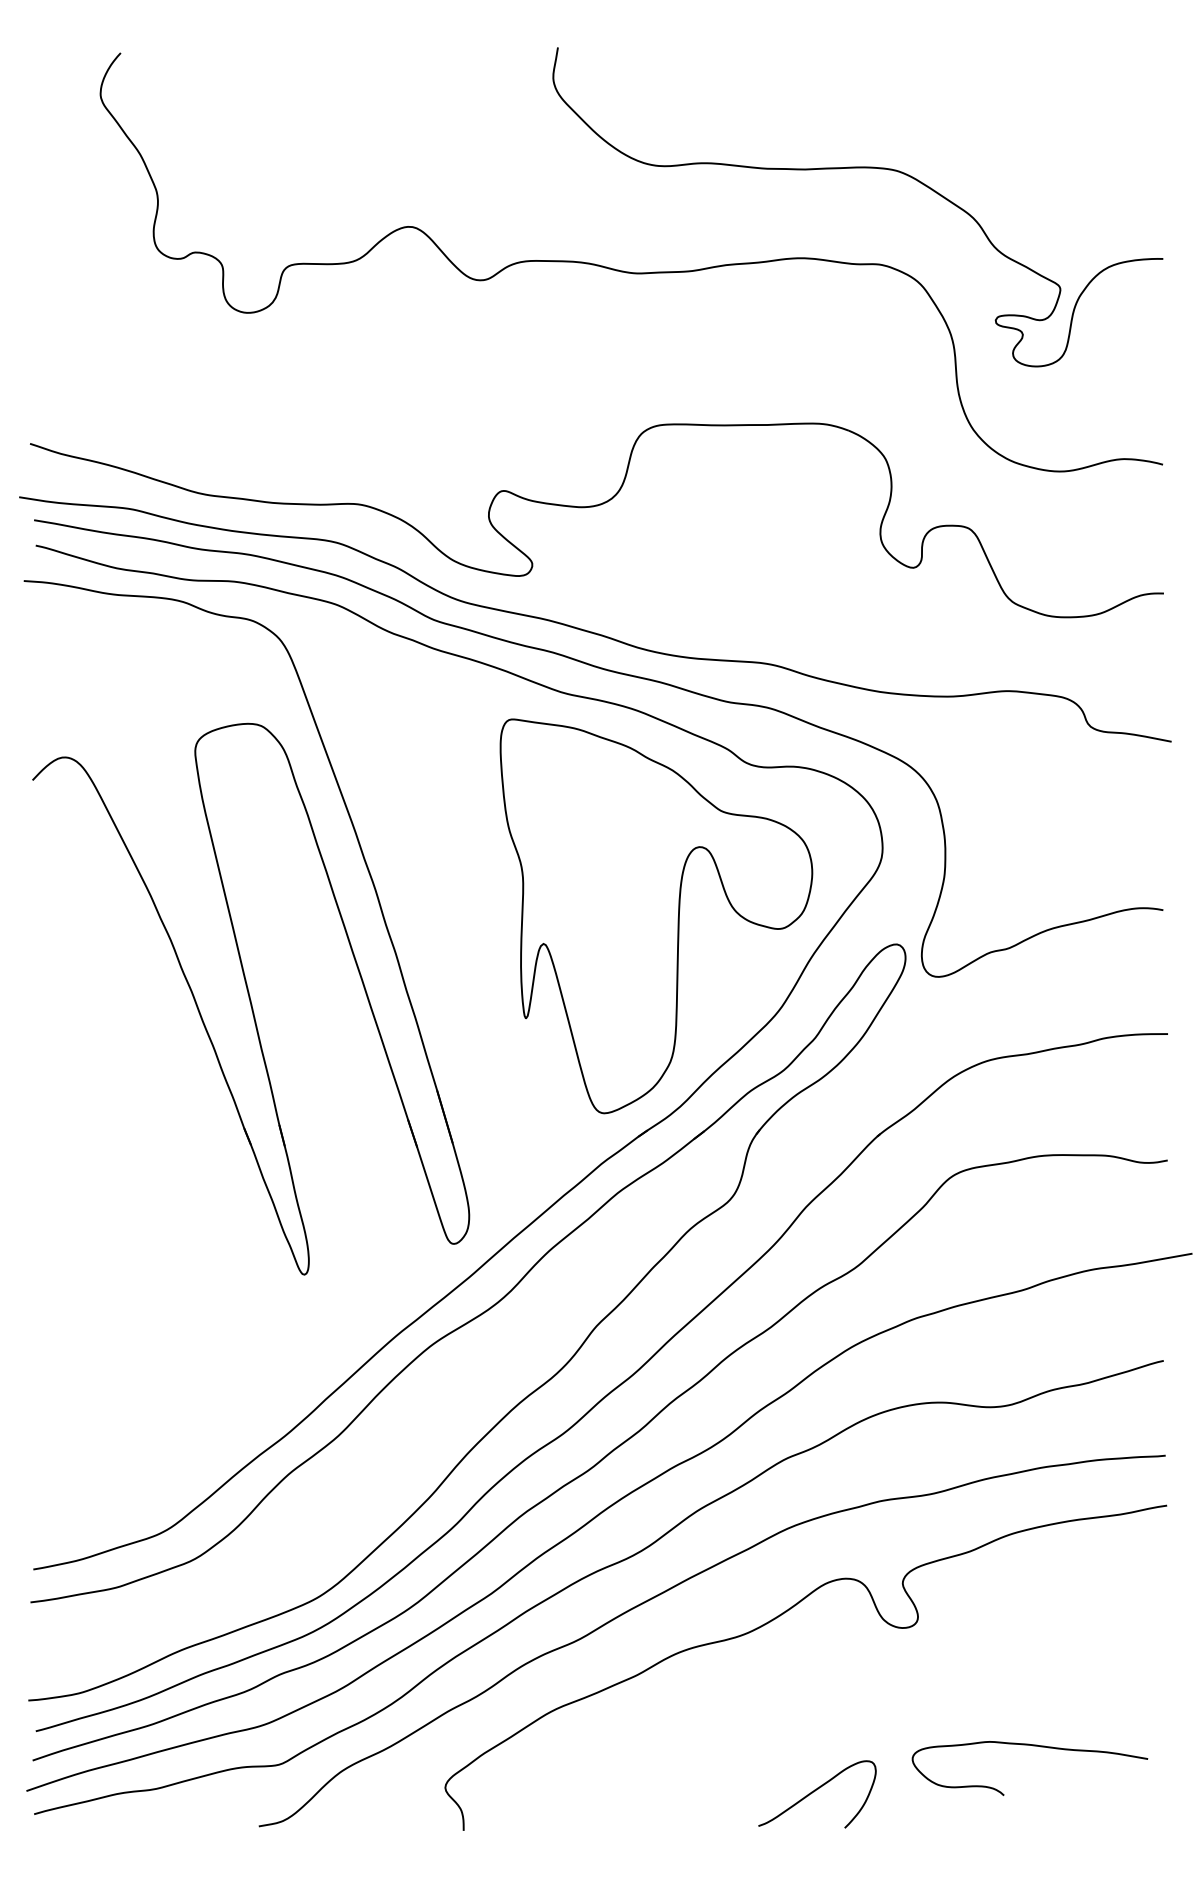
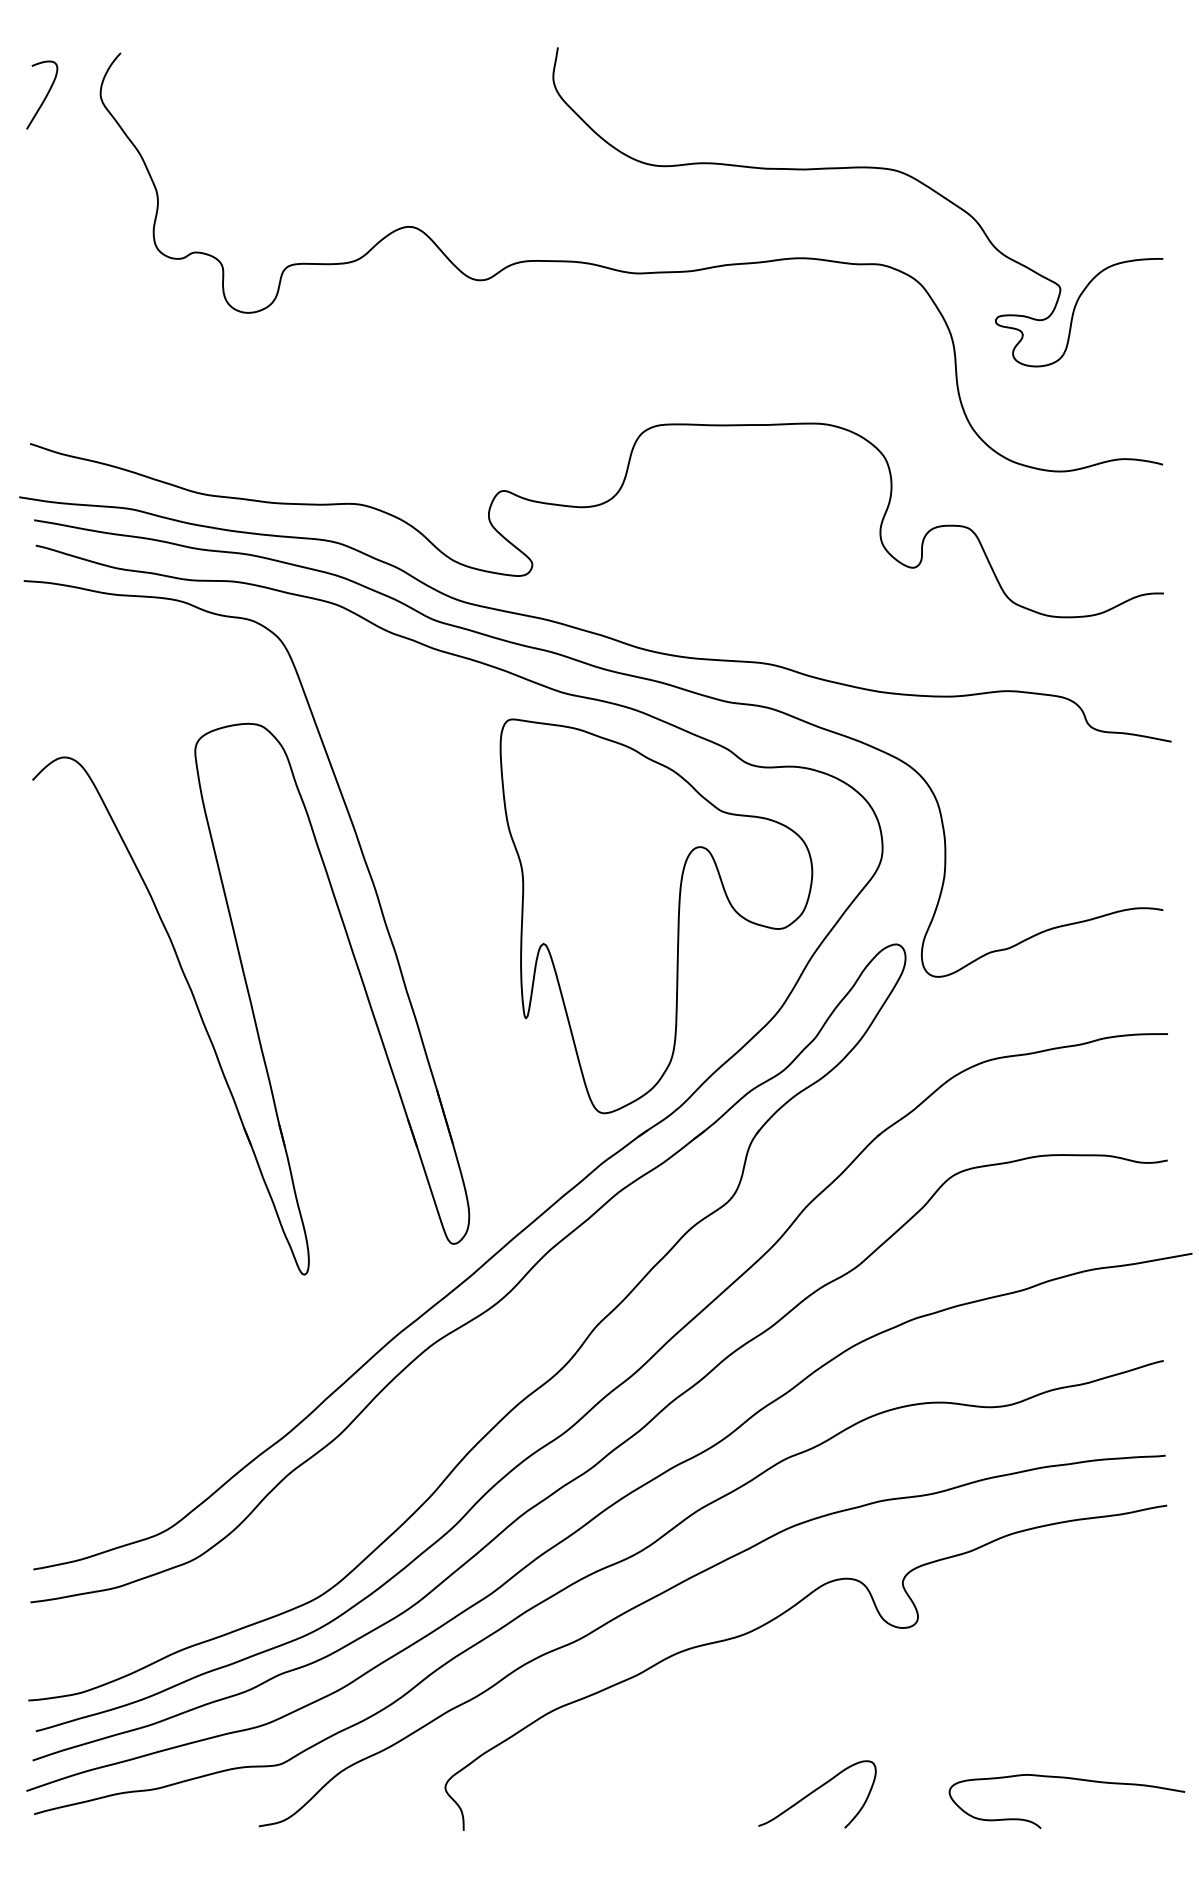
curve: none -> present (45, 95)
curve position: (1032, 1746) -> (1069, 1779) (1069, 1779)
